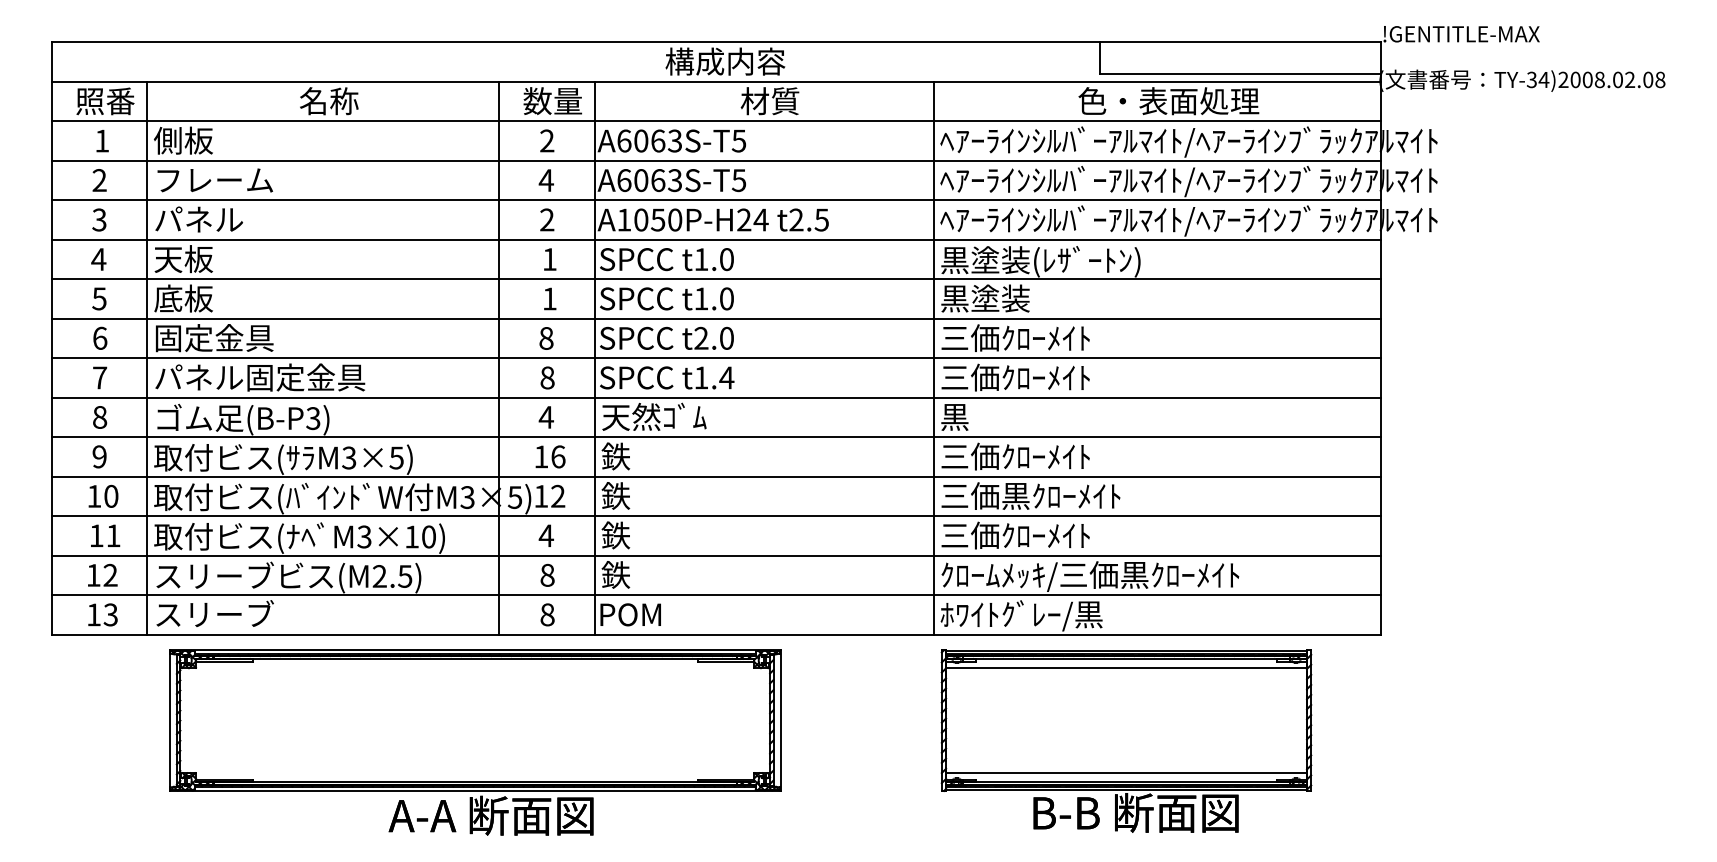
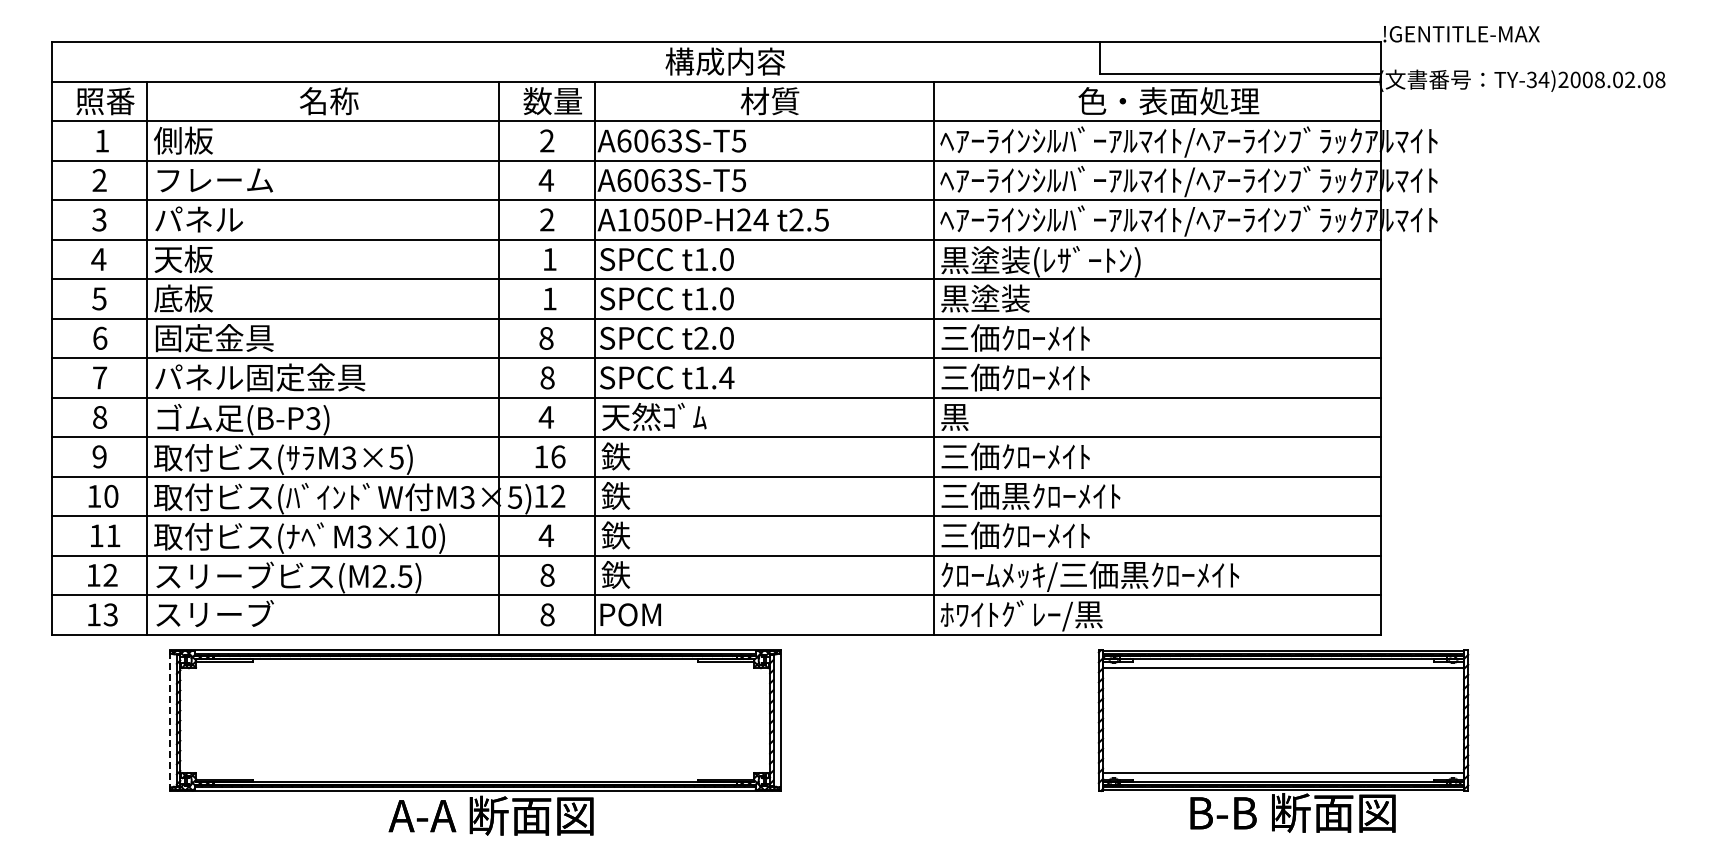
line: solid -> dashed (169, 720)
part position: (1126, 740) -> (1283, 740) (1283, 740)
